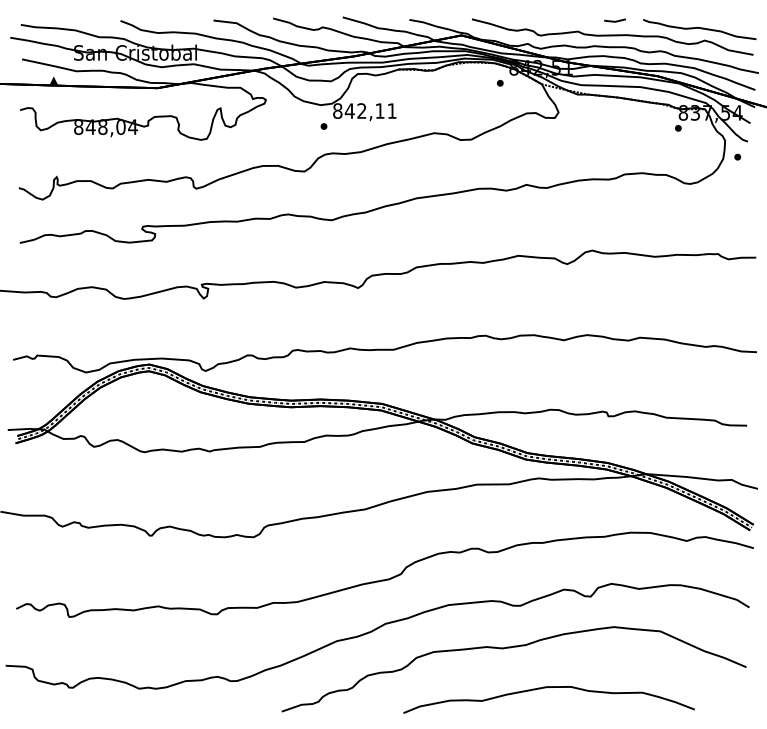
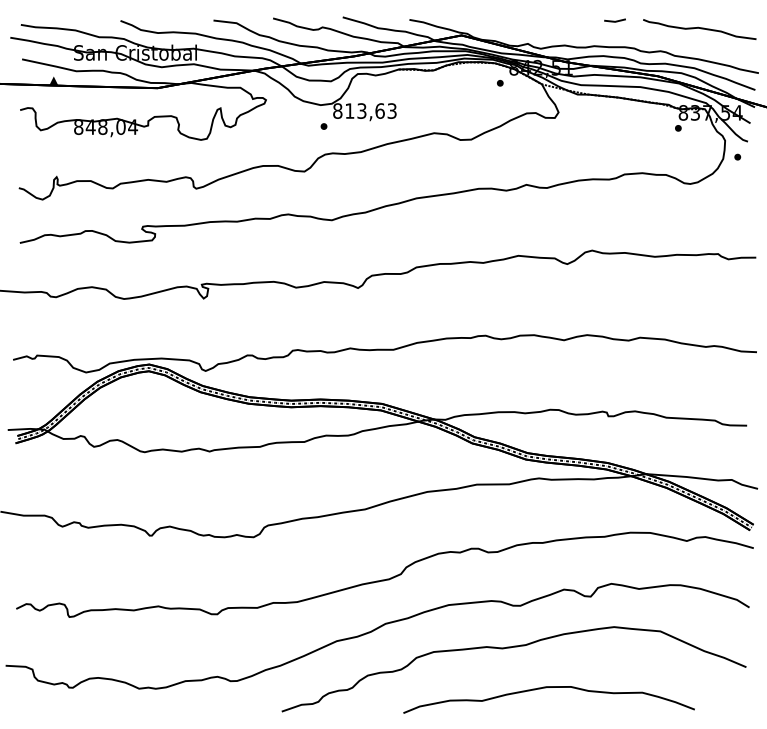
curve: present -> none (612, 36)
text: 842,11 -> 813,63 (370, 110)
